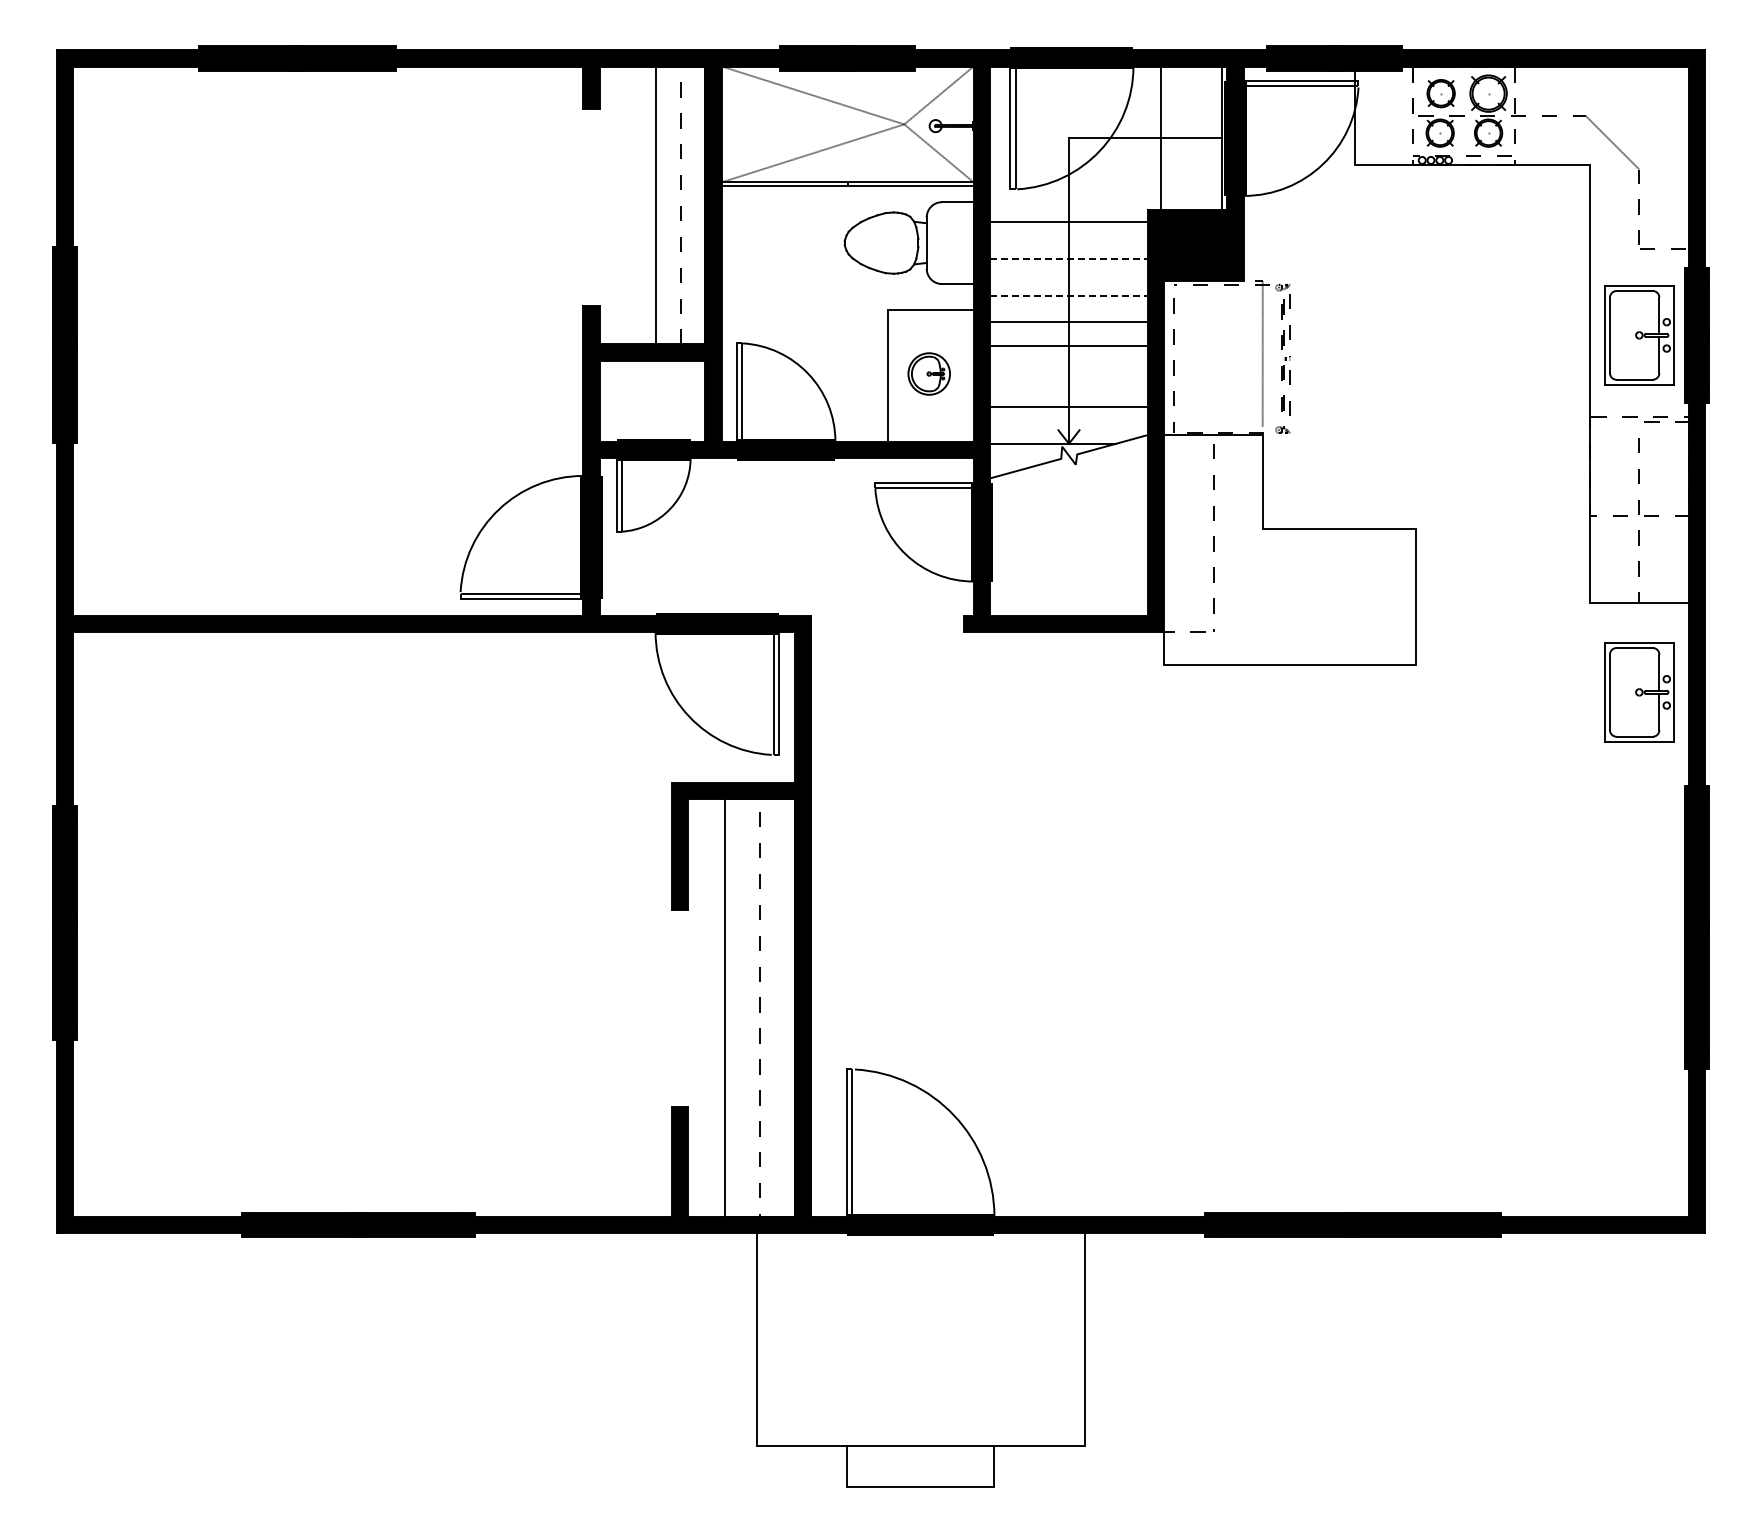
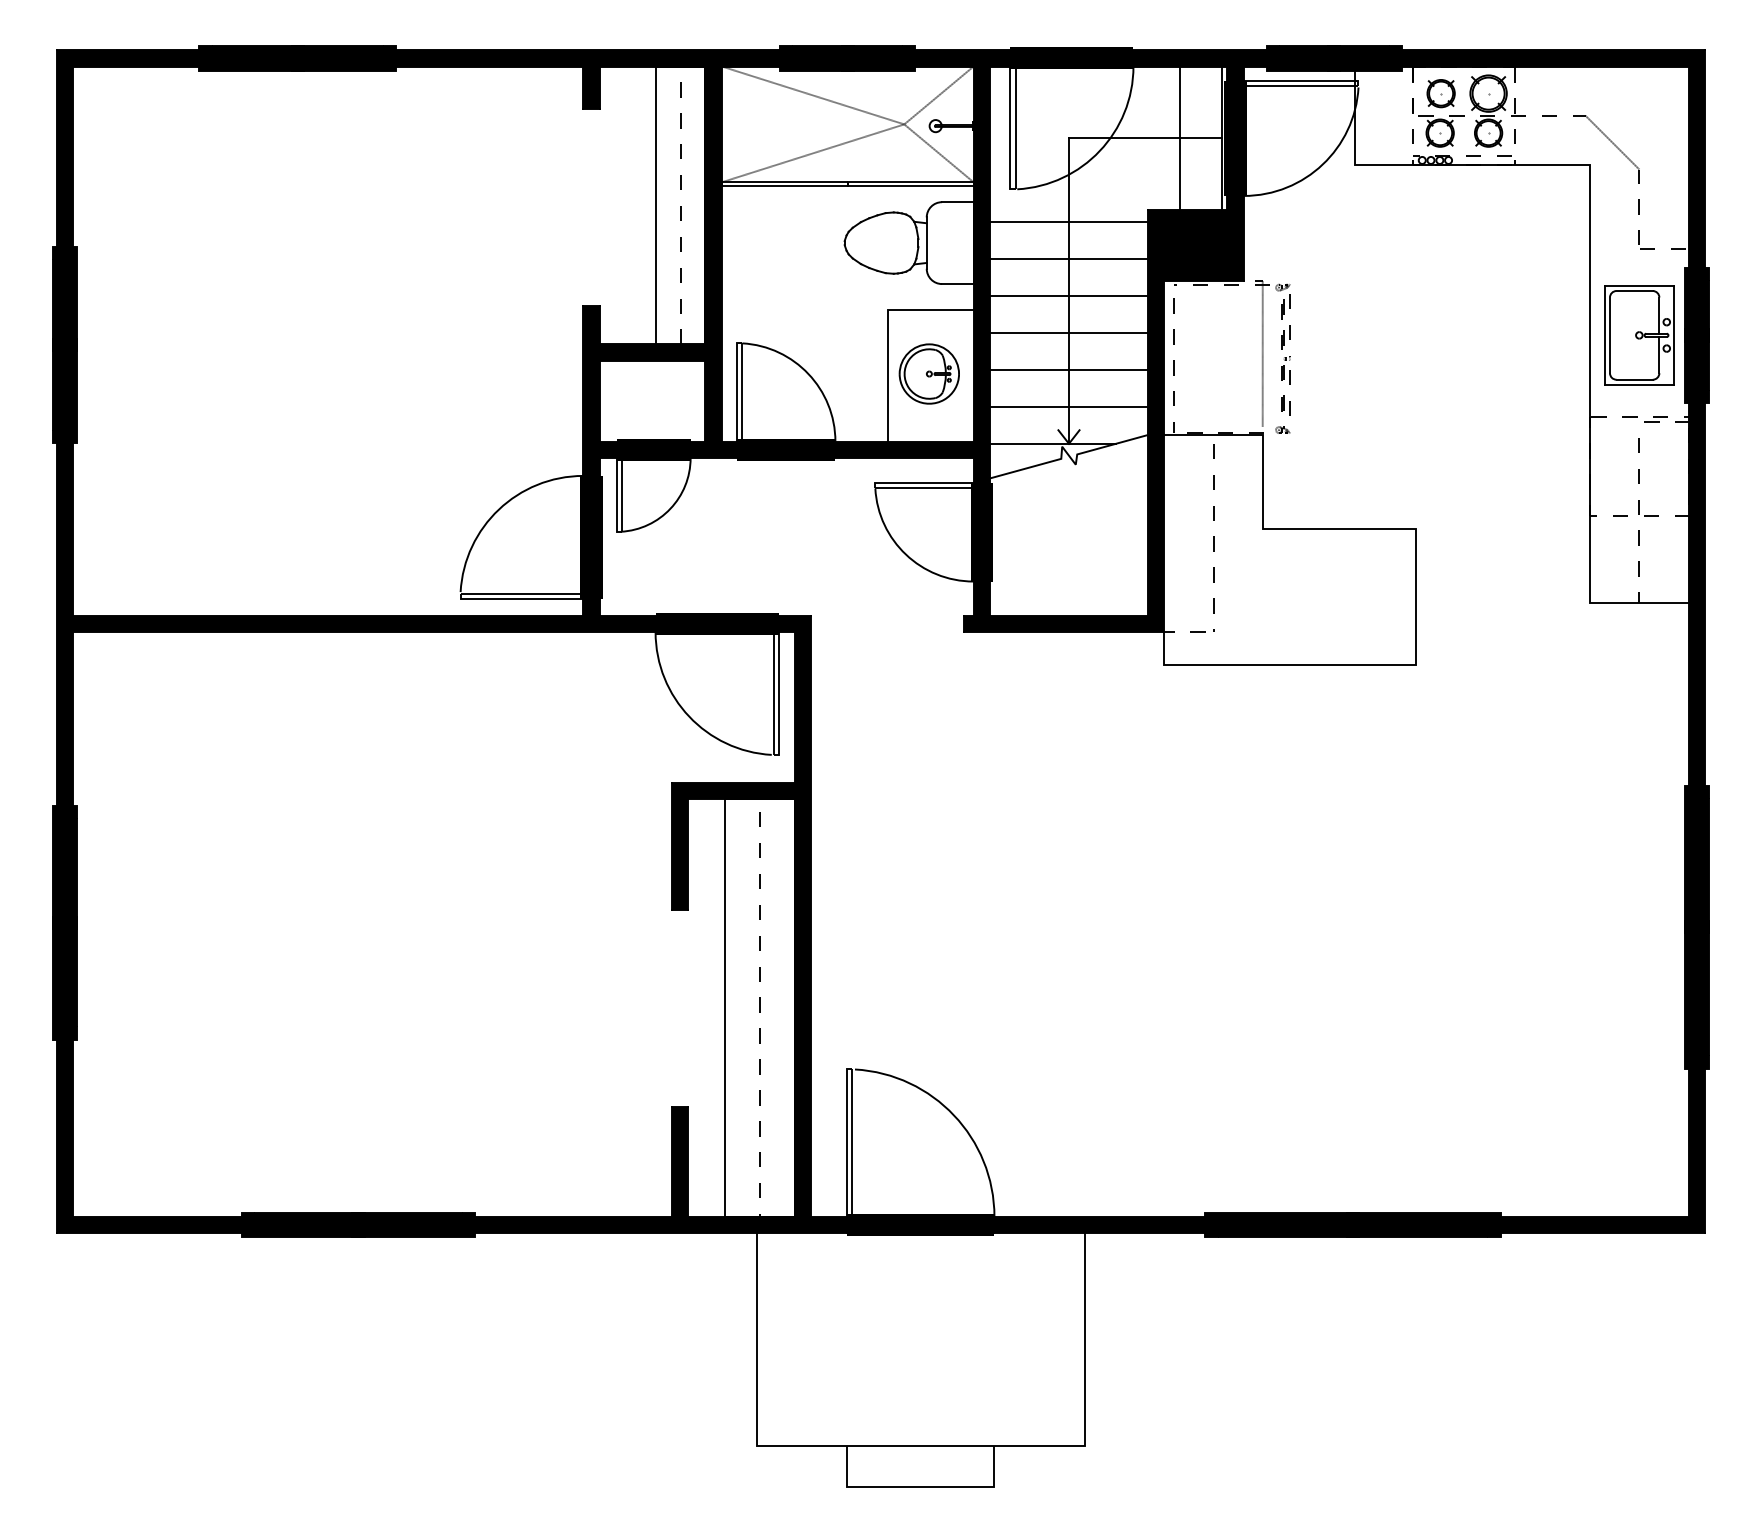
line position: (1160, 137) -> (1179, 137) (1179, 137)
line: dashed -> solid (1068, 259)
line: dashed -> solid (1068, 296)
line position: (1068, 322) -> (1068, 333) (1068, 333)
line position: (1068, 345) -> (1068, 369) (1068, 369)
part size: 44x44 px -> 62x62 px (928, 373)
part: present -> none (1639, 692)
